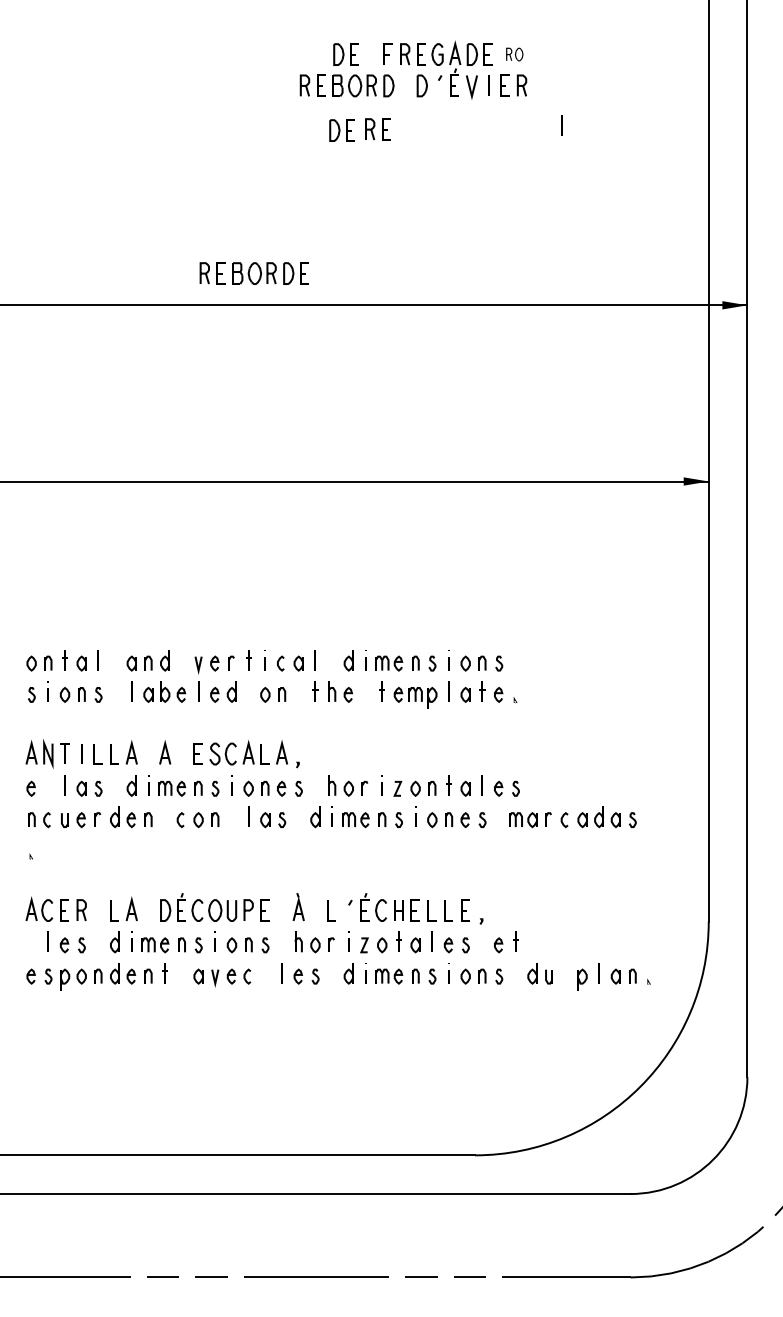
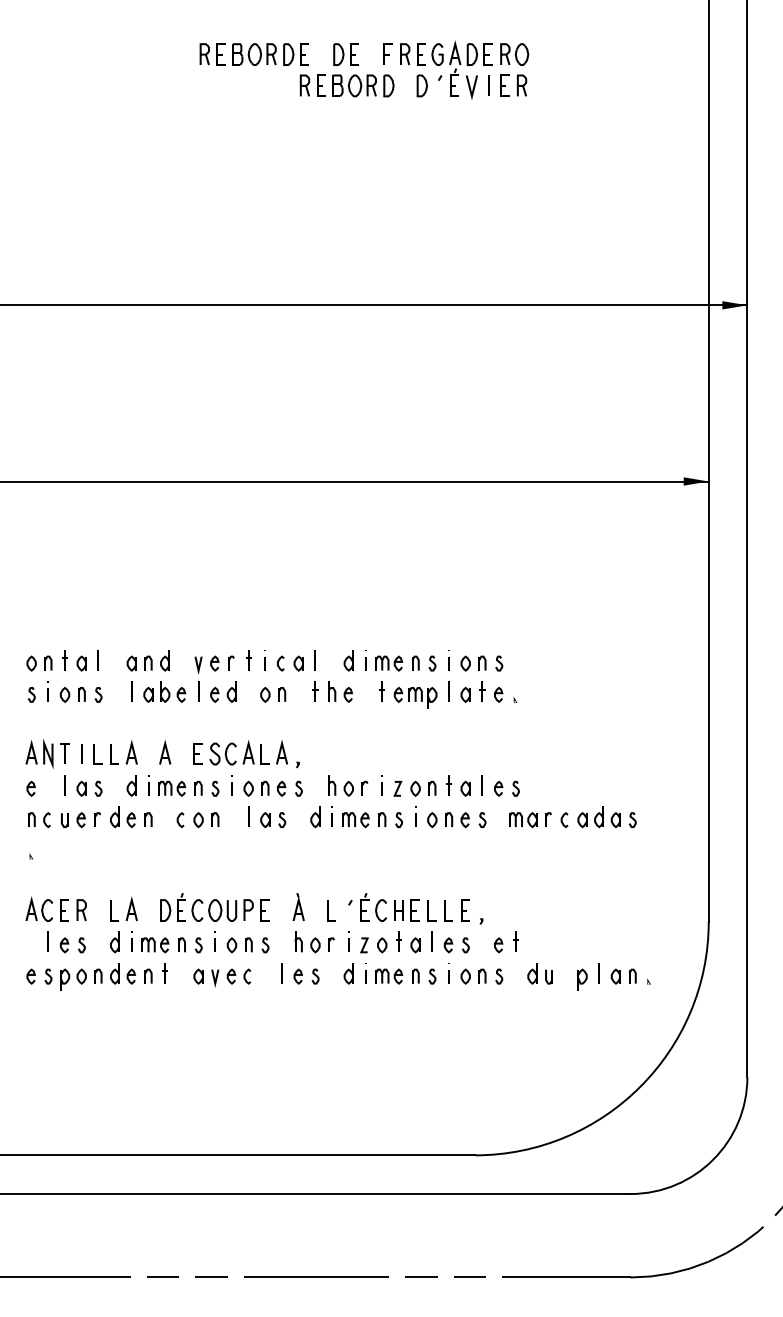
part size: 18x15 px -> 30x23 px (514, 54)
line: present -> none (561, 125)
part: present -> none (377, 129)
part: present -> none (341, 130)
part position: (253, 273) -> (253, 54) (253, 54)
